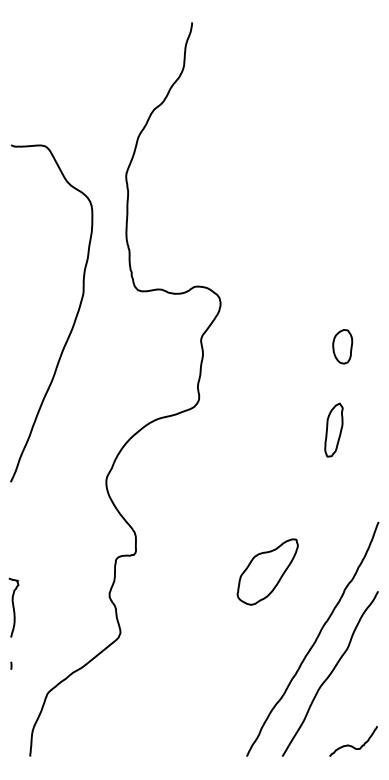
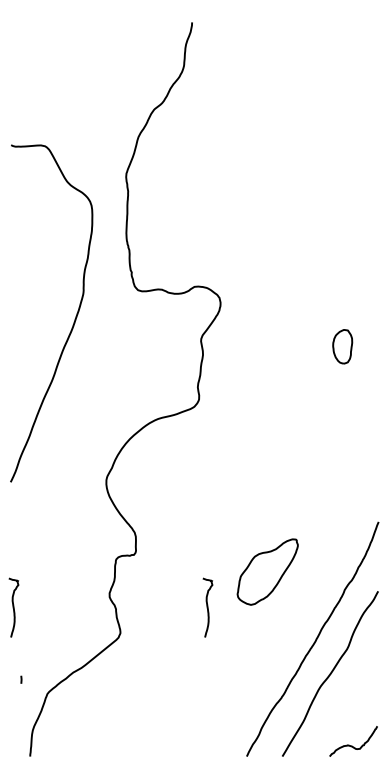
part: present -> none (333, 429)
curve: none -> present (207, 607)
line position: (11, 665) -> (21, 679) (21, 679)
